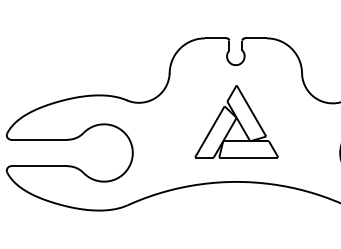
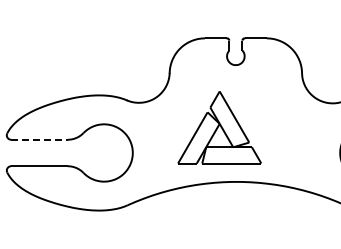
part position: (236, 121) -> (219, 127) (219, 127)
line: solid -> dashed (39, 139)
